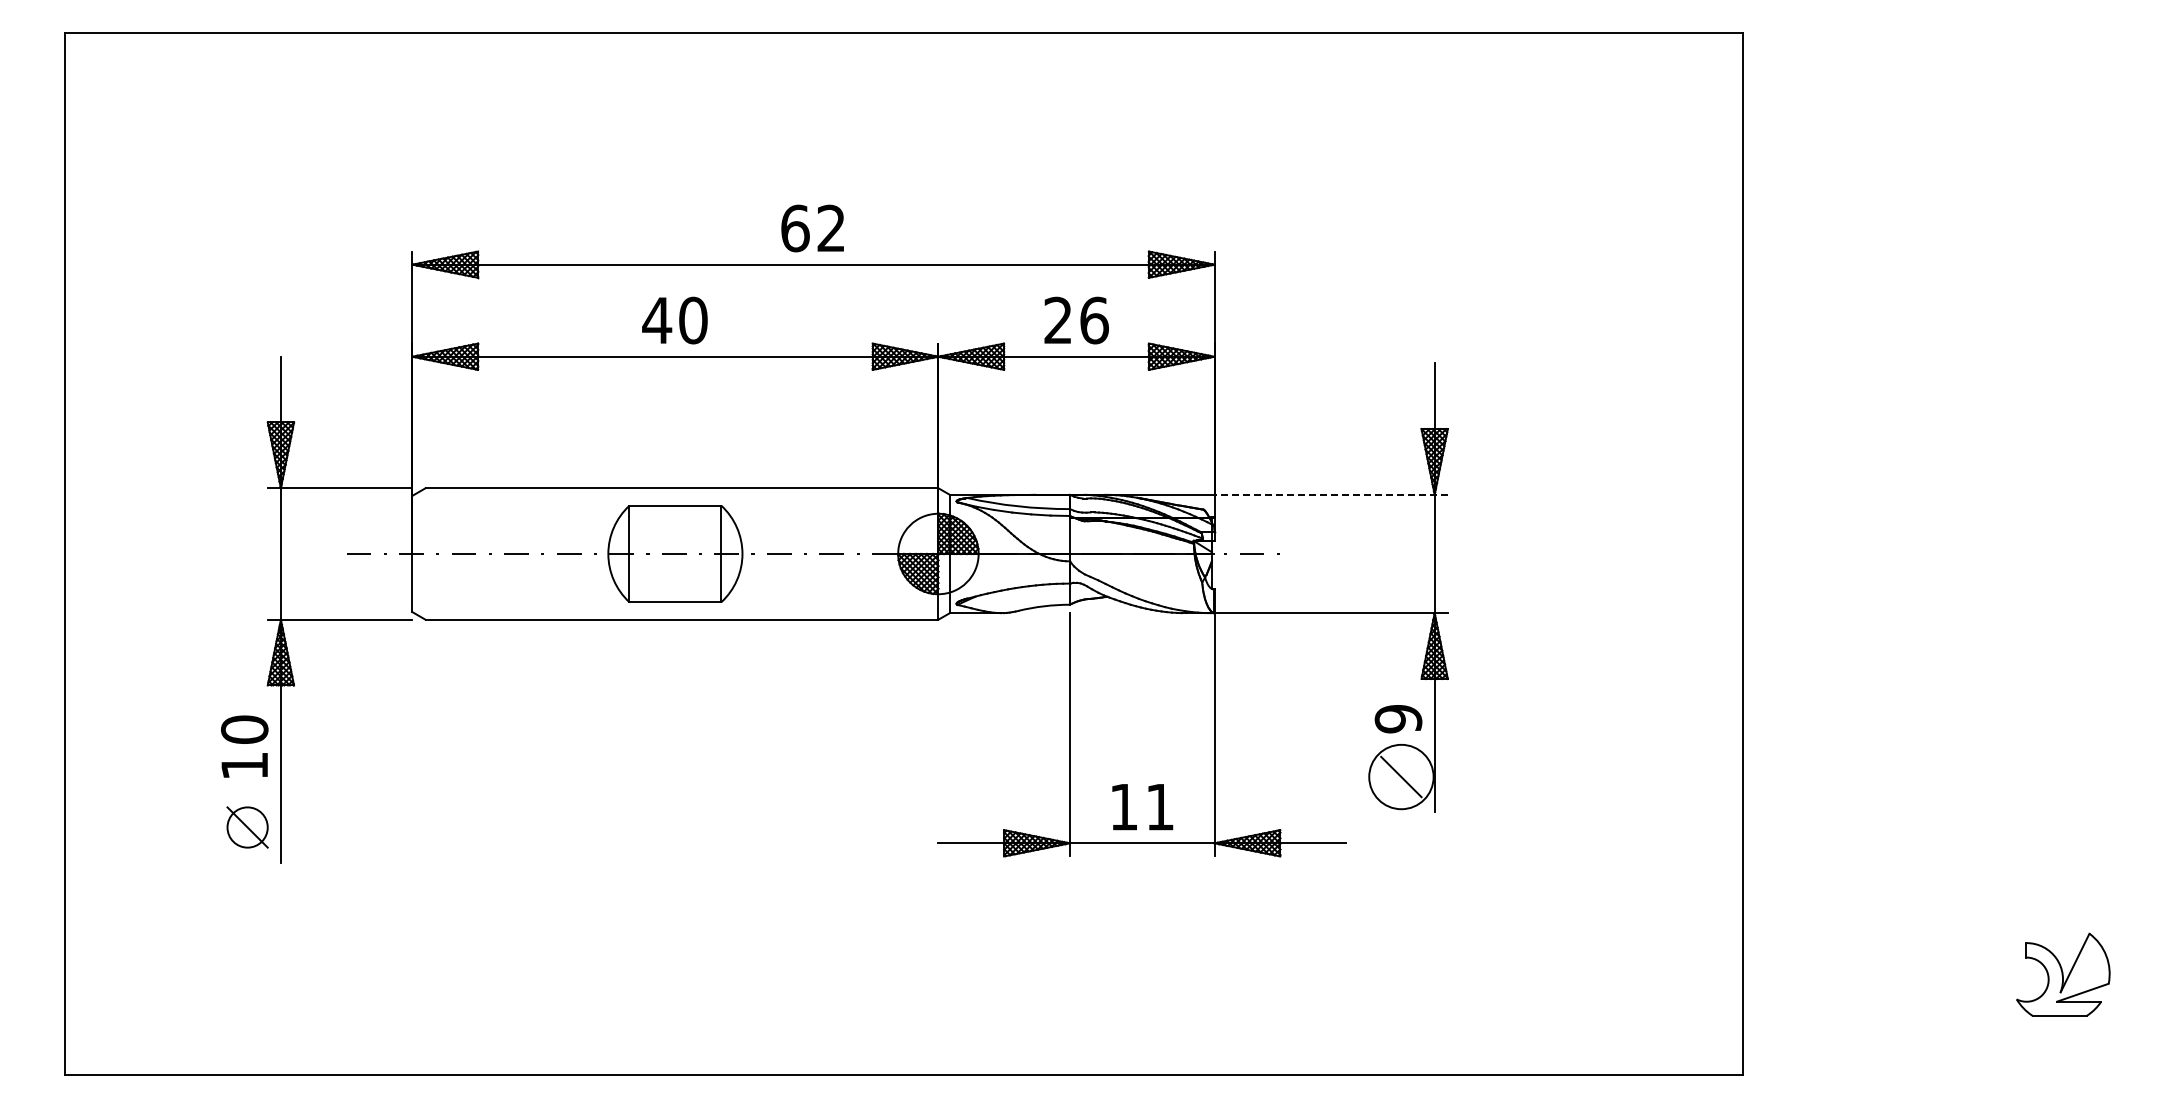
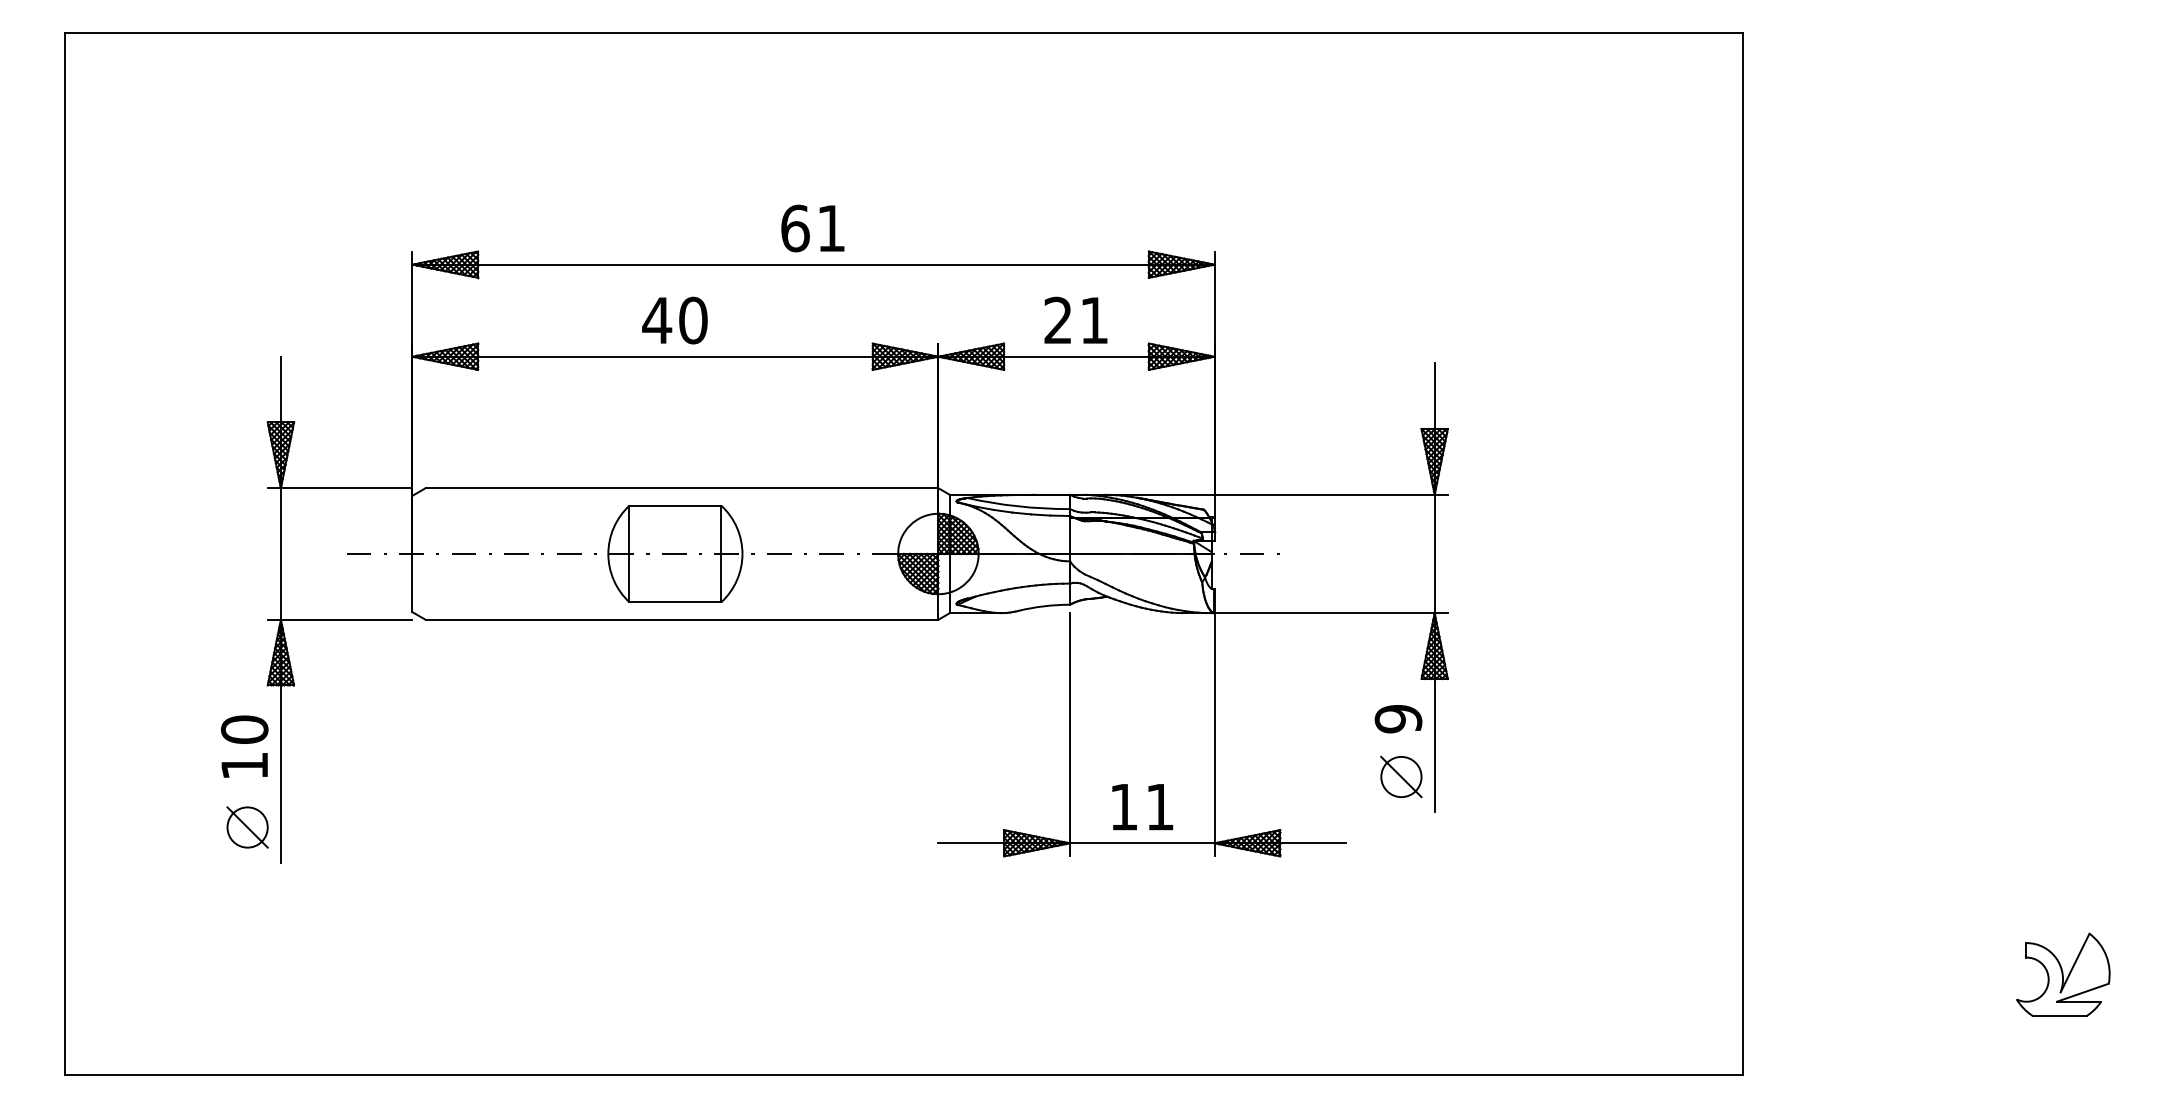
text: 62 -> 61 (830, 227)
text: 26 -> 21 (1094, 320)
line: dashed -> solid (1331, 494)
circle diameter: 64 px -> 40 px (1401, 776)
